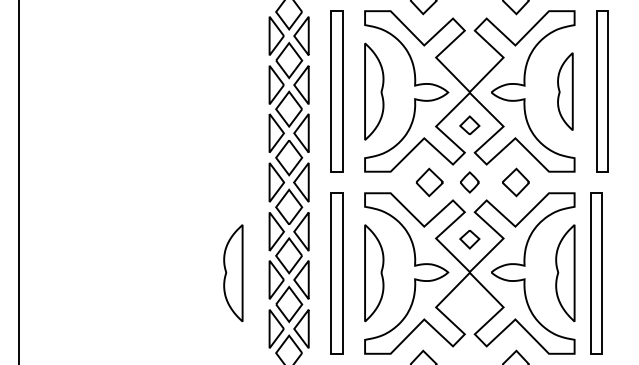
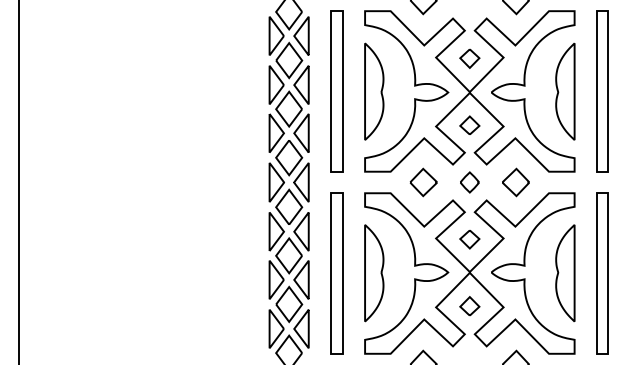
part: none -> present (469, 58)
part size: 17x79 px -> 21x99 px (565, 91)
part position: (429, 182) -> (423, 182) (423, 182)
part: present -> none (233, 272)
part position: (596, 273) -> (602, 273) (602, 273)
part: none -> present (469, 306)
